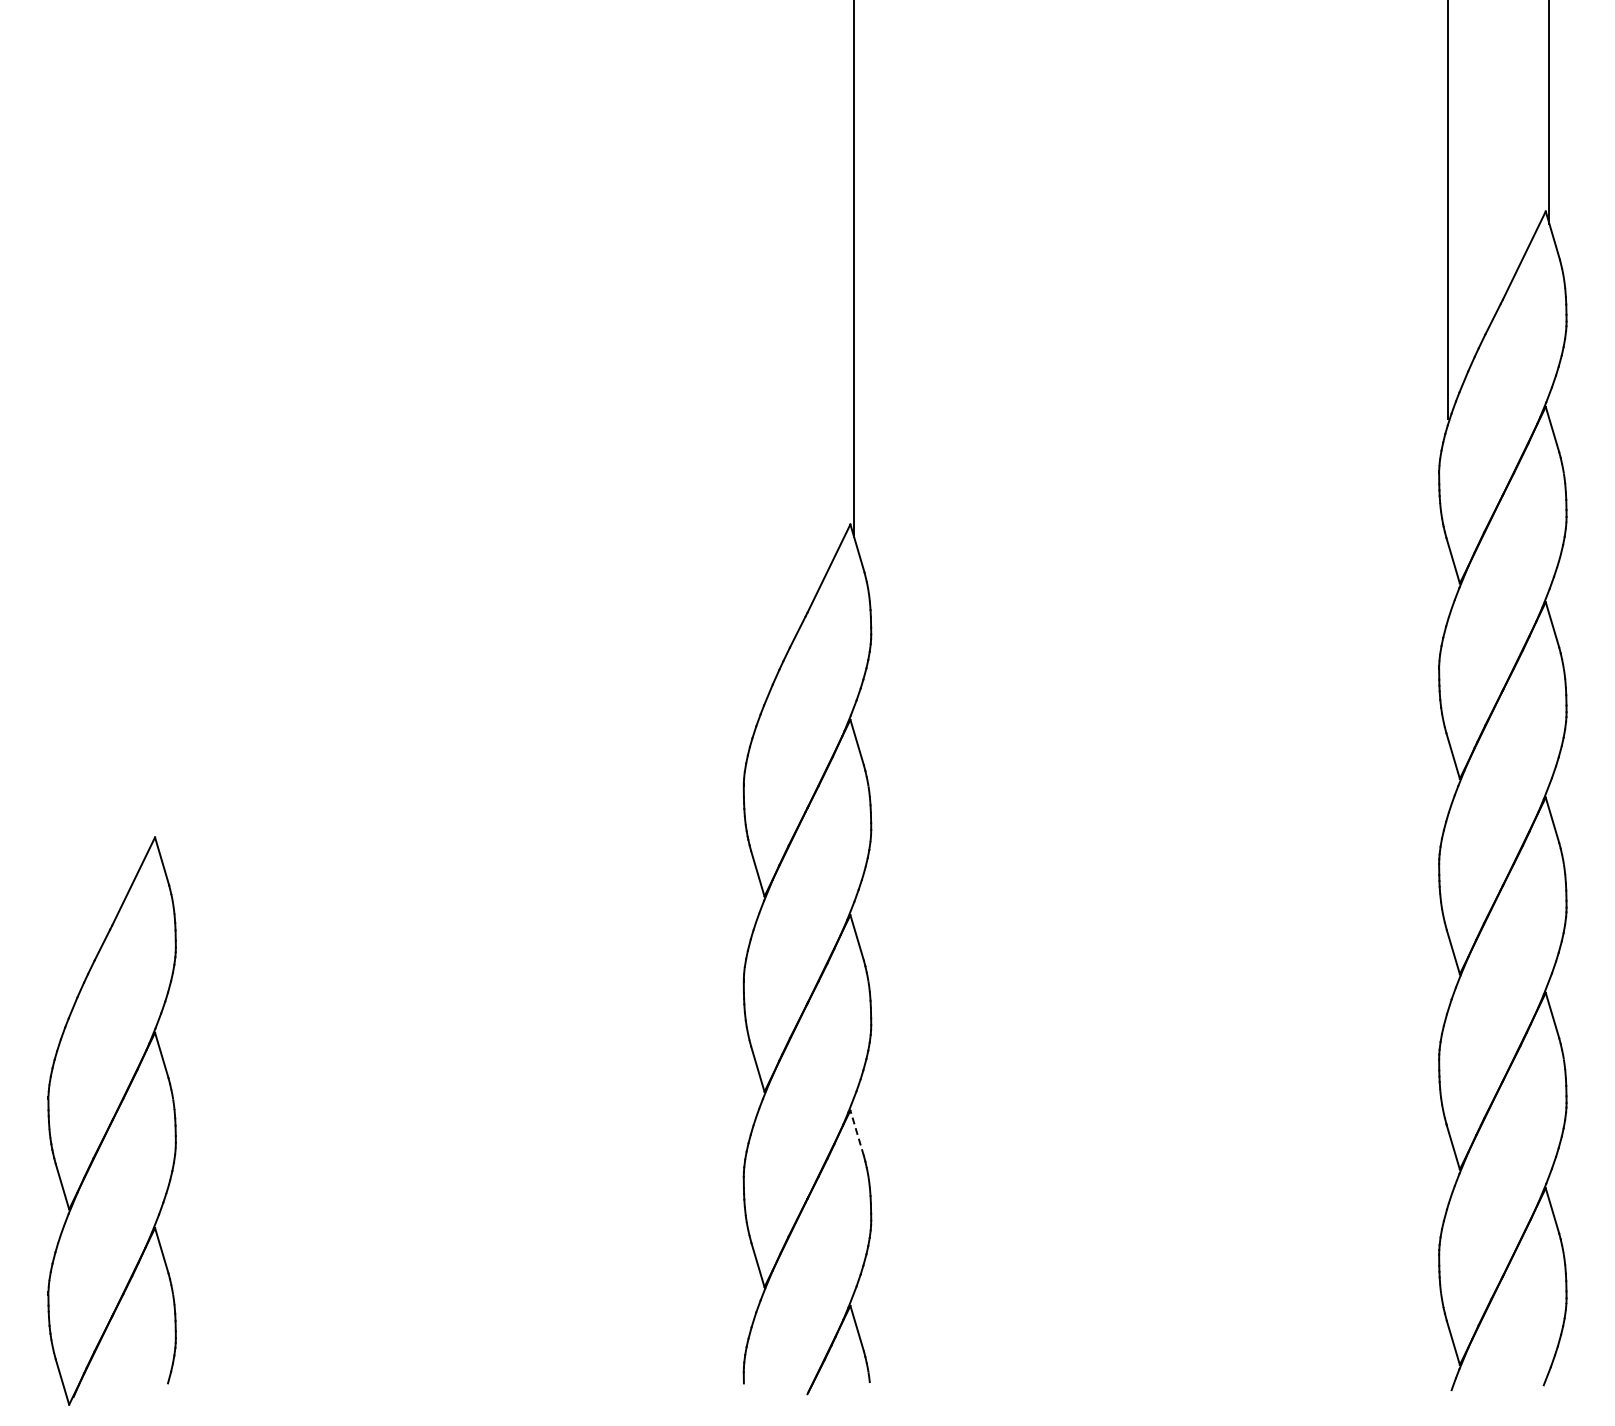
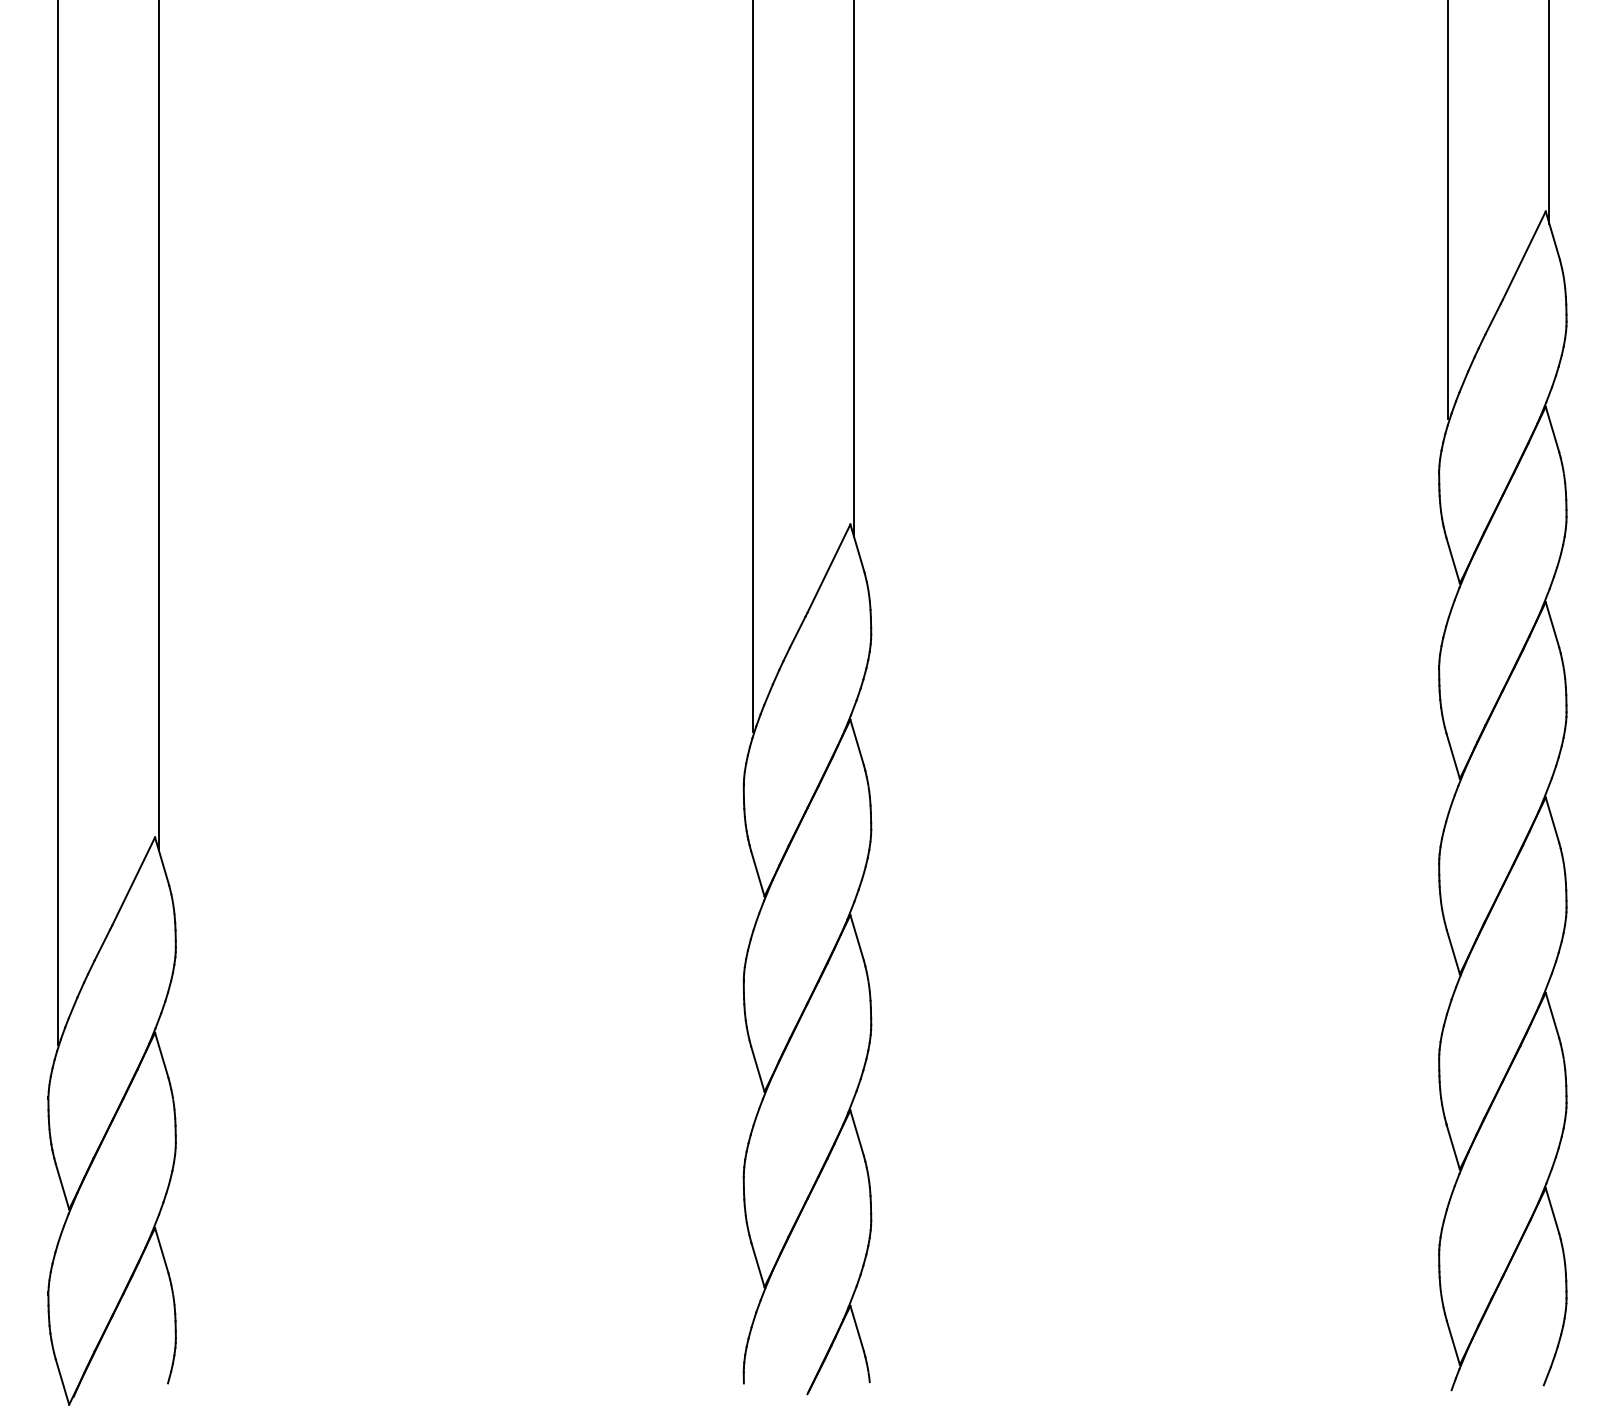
line: none -> present (752, 367)
line: none -> present (158, 425)
line: none -> present (57, 523)
line: dashed -> solid (857, 1133)
